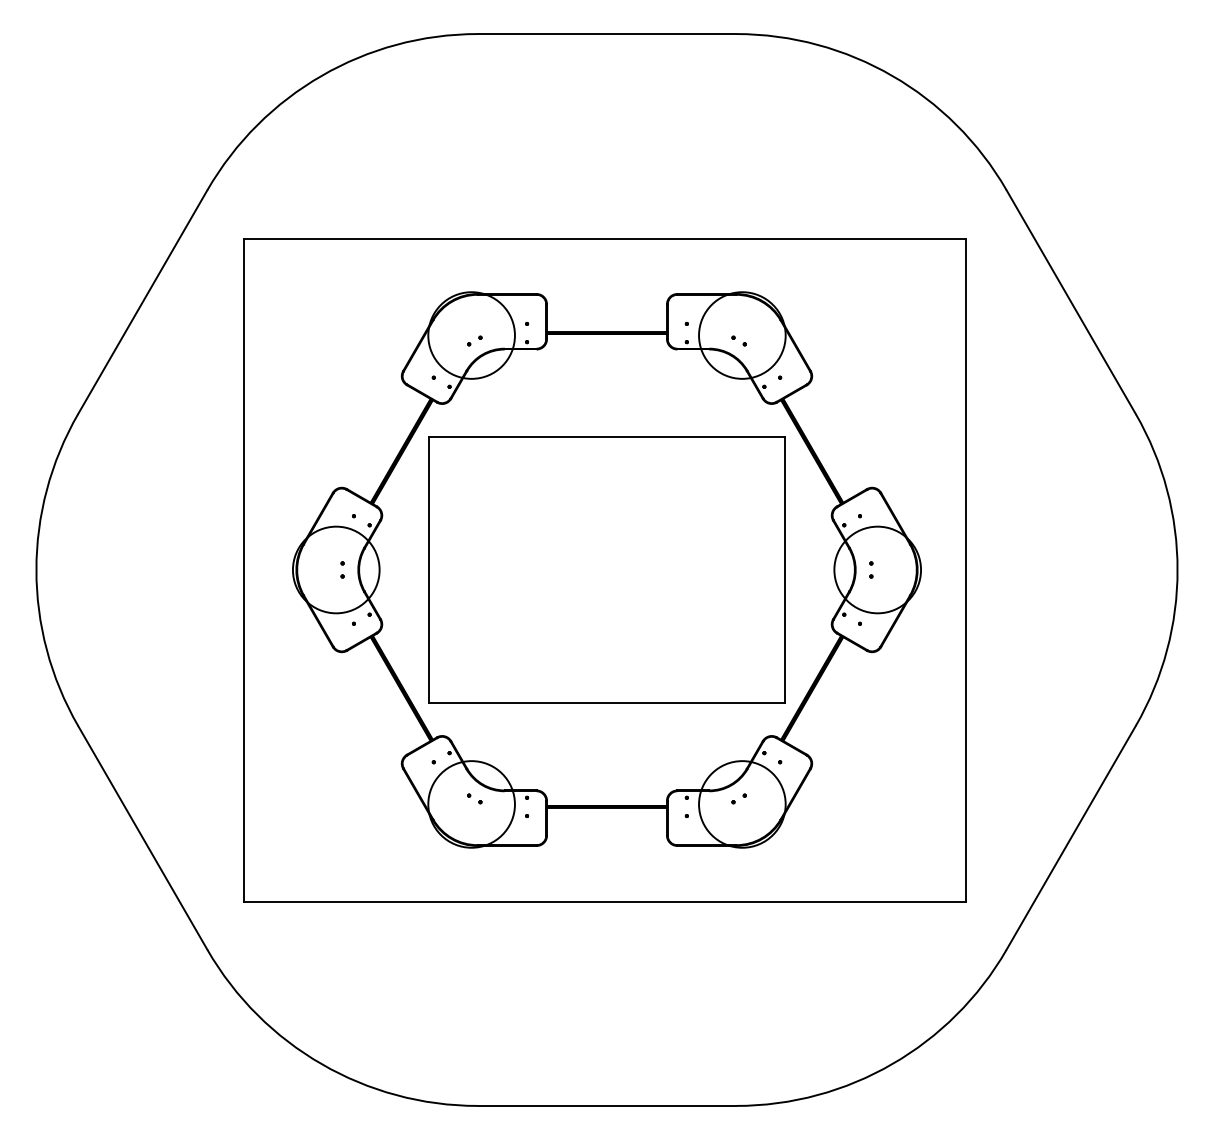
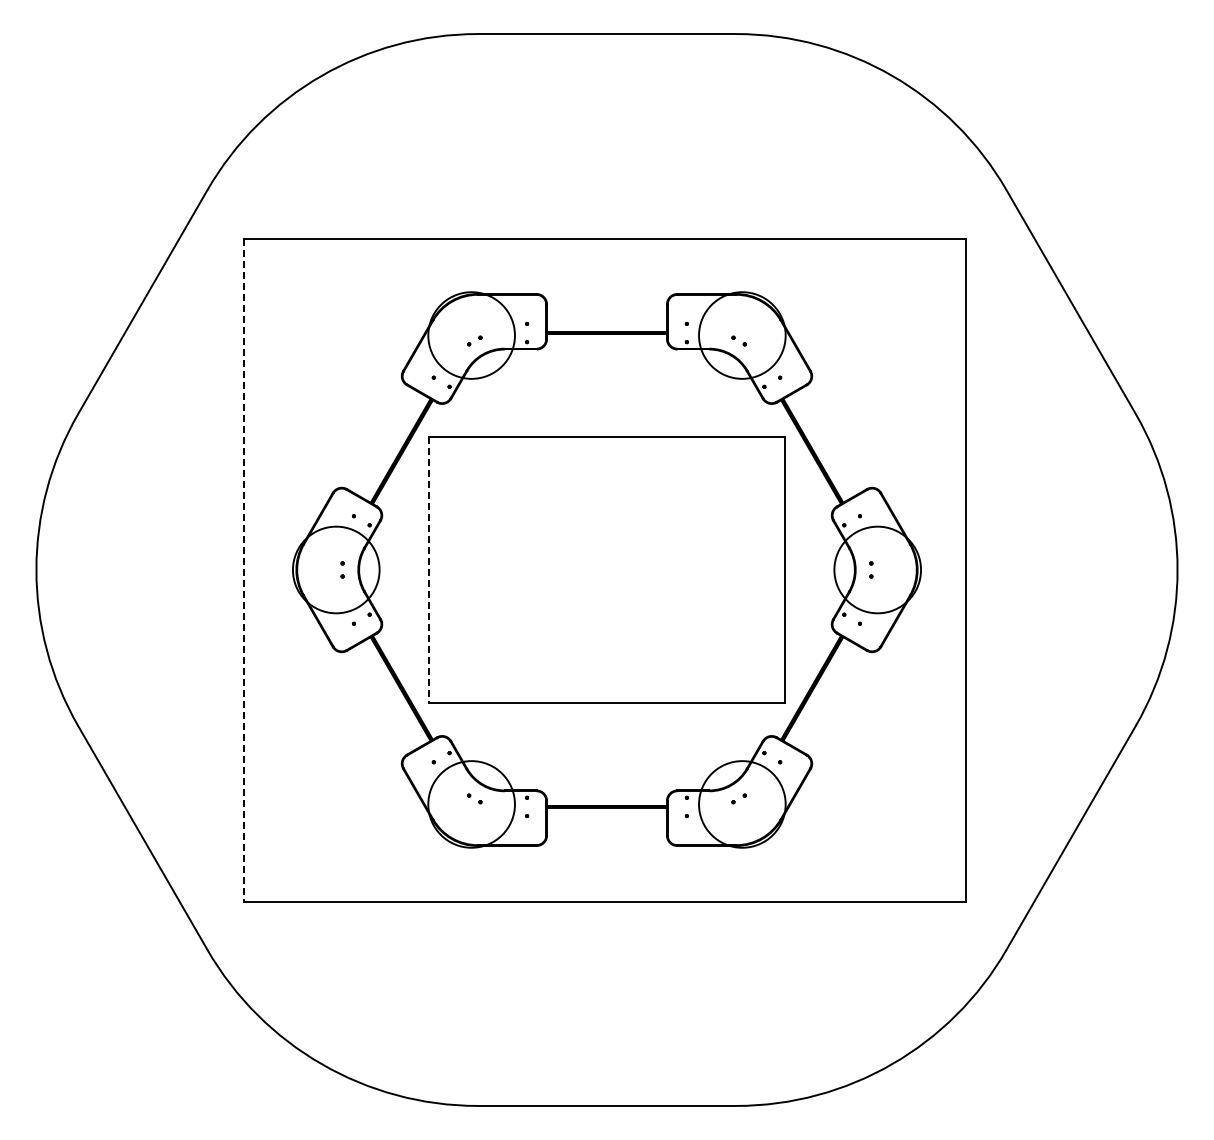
line: solid -> dashed (244, 570)
line: solid -> dashed (428, 570)
